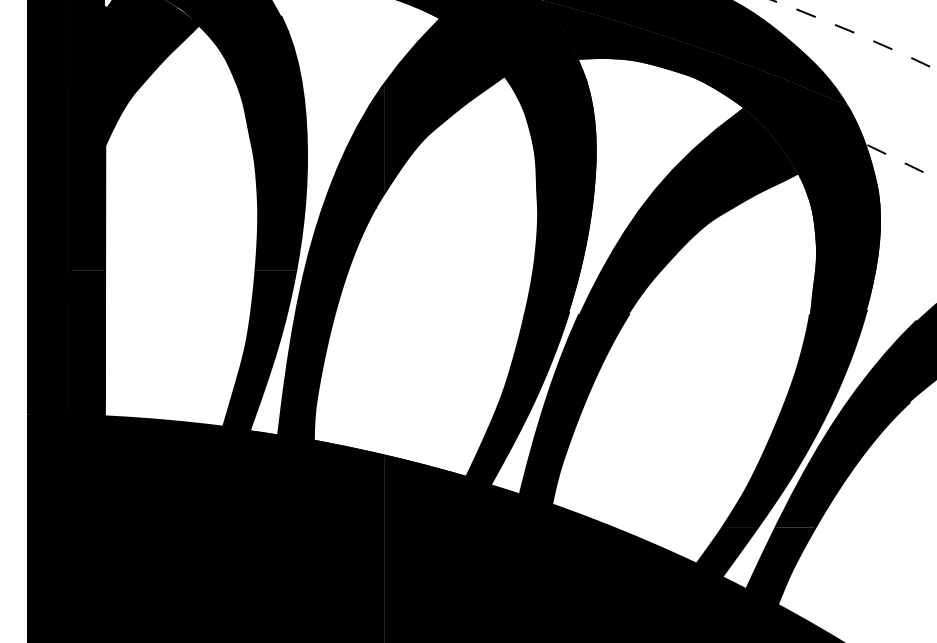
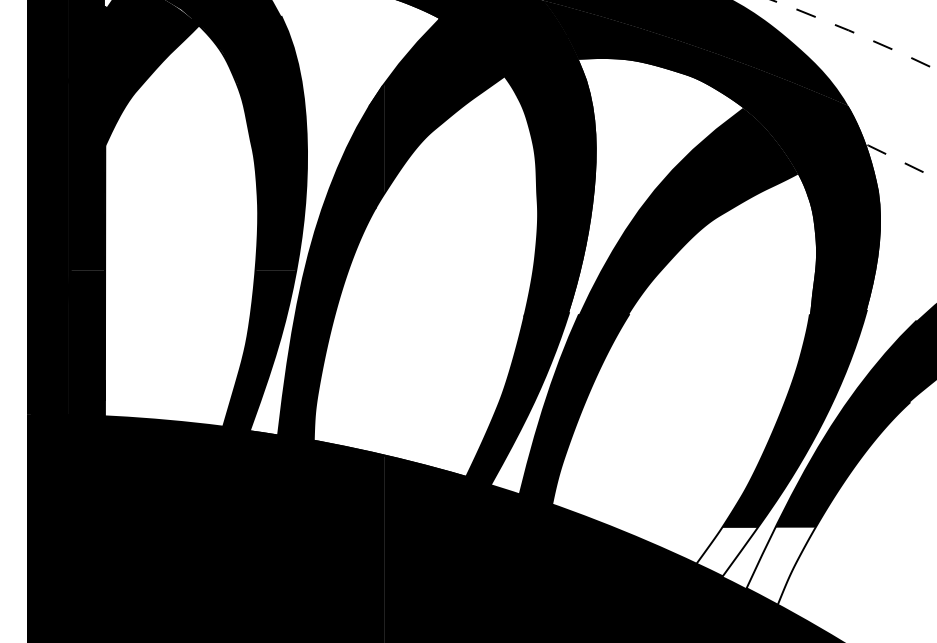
fill: present -> none (726, 551)
fill: present -> none (780, 565)
